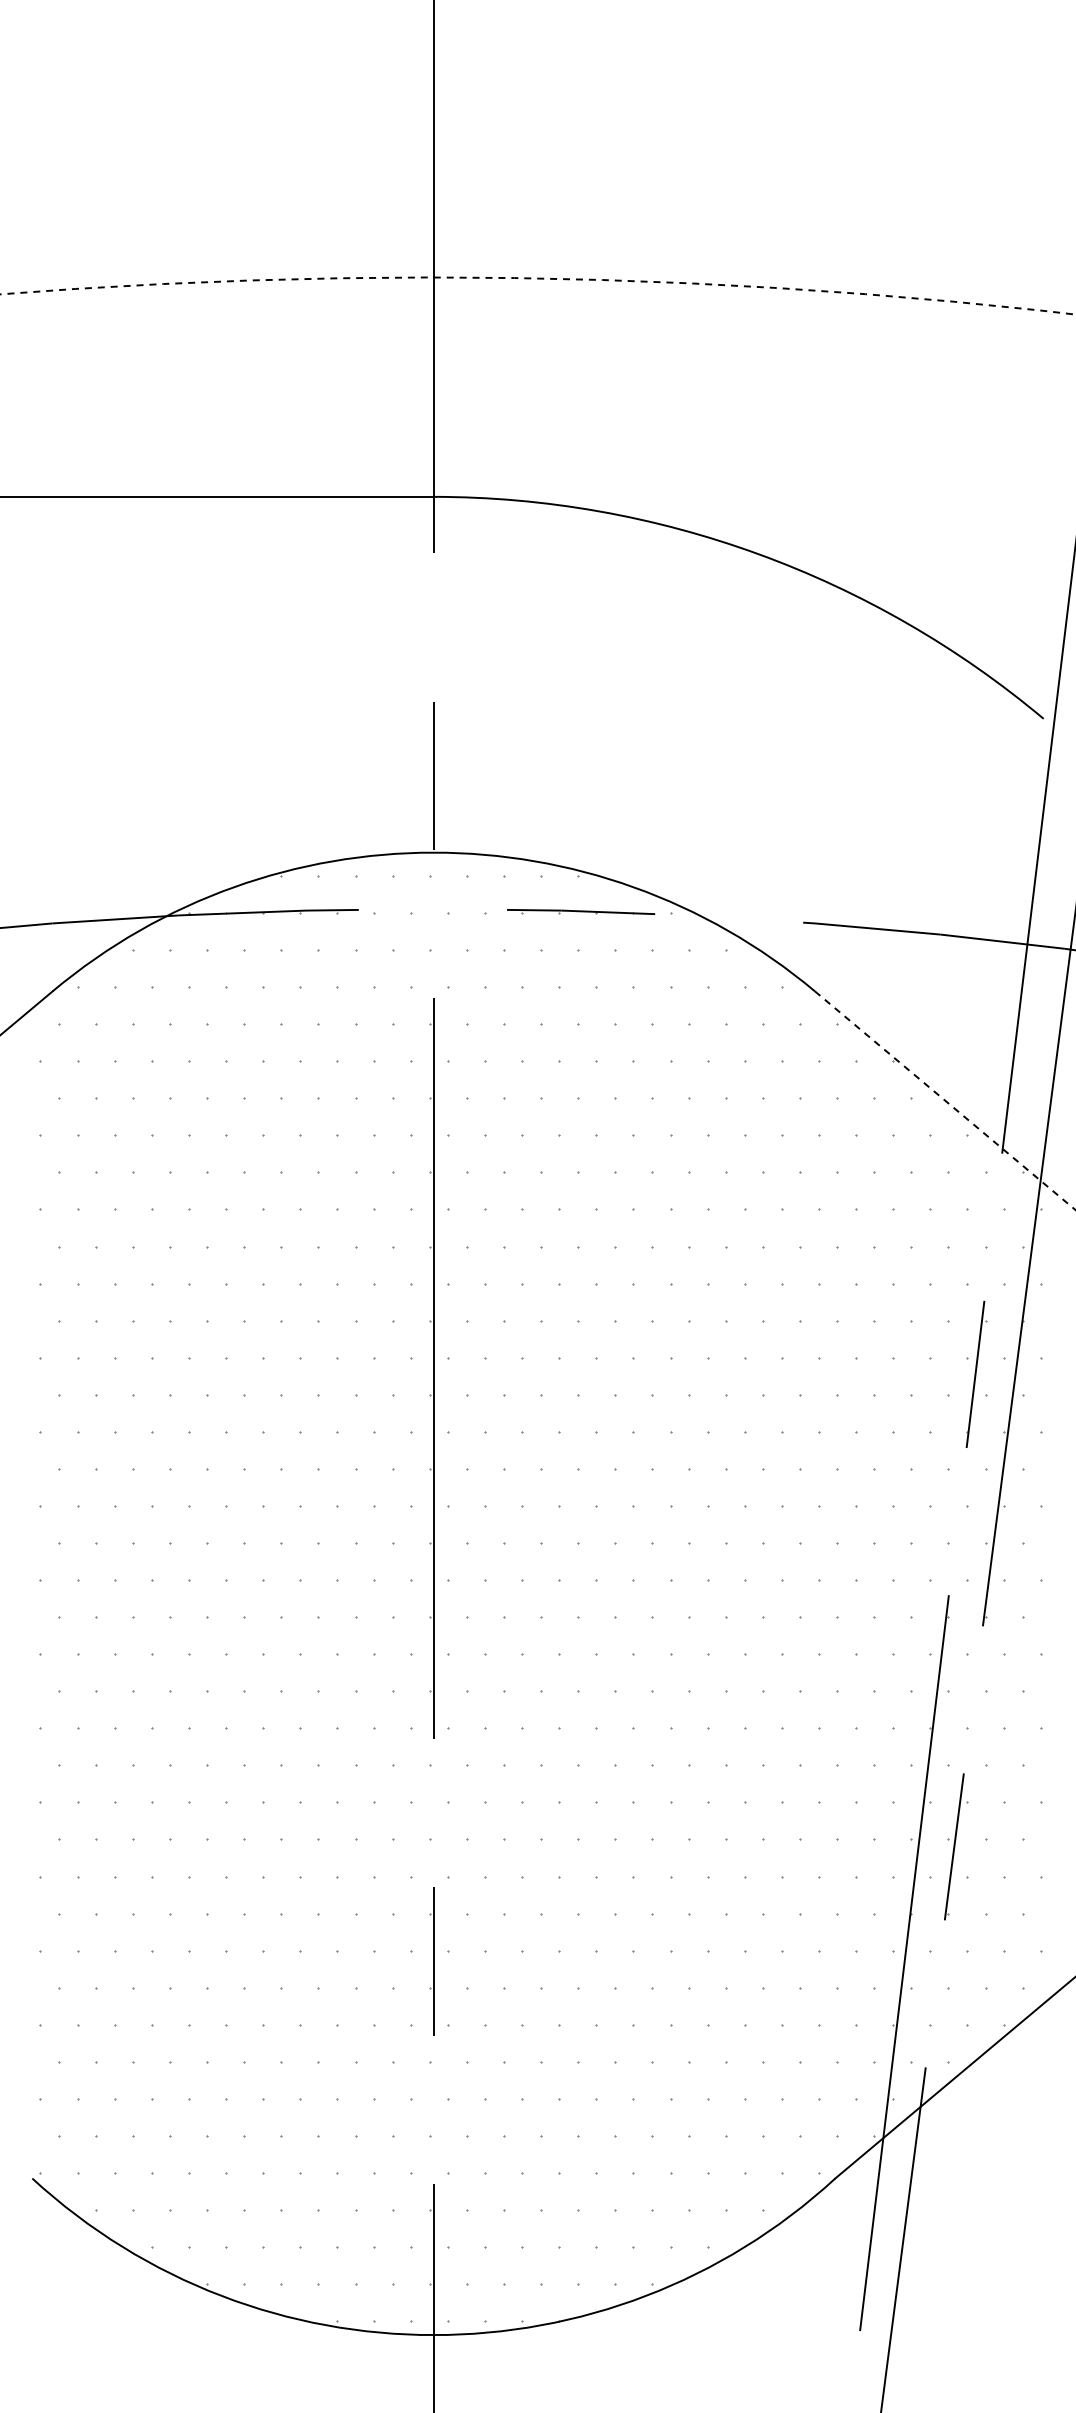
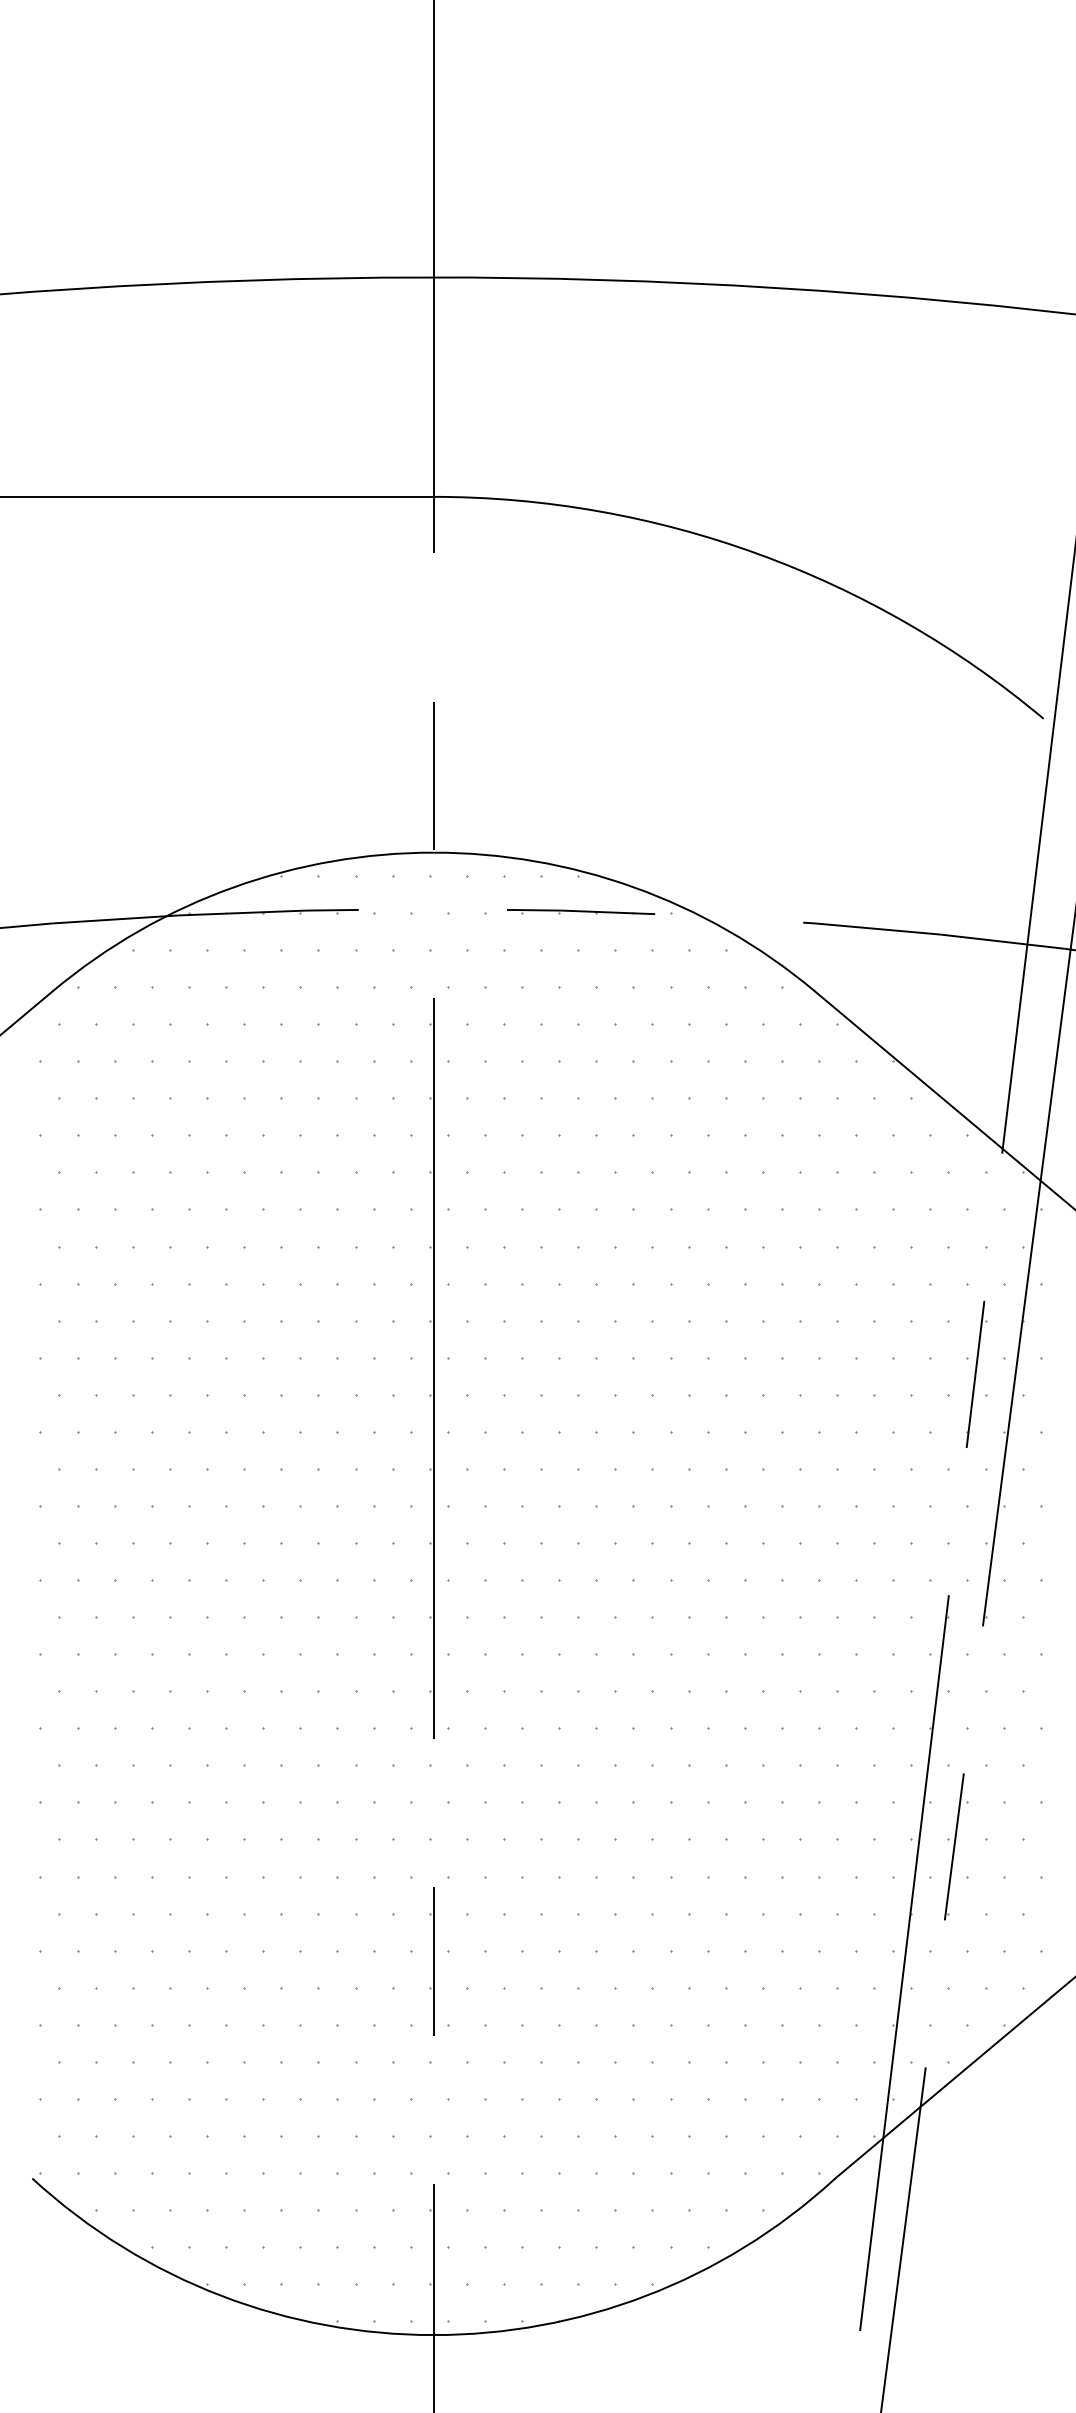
arc: dashed -> solid (537, 278)
line: dashed -> solid (945, 1100)
